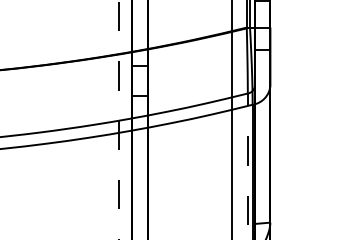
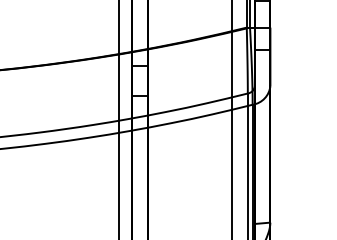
line: dashed -> solid (119, 119)
line: dashed -> solid (247, 166)
